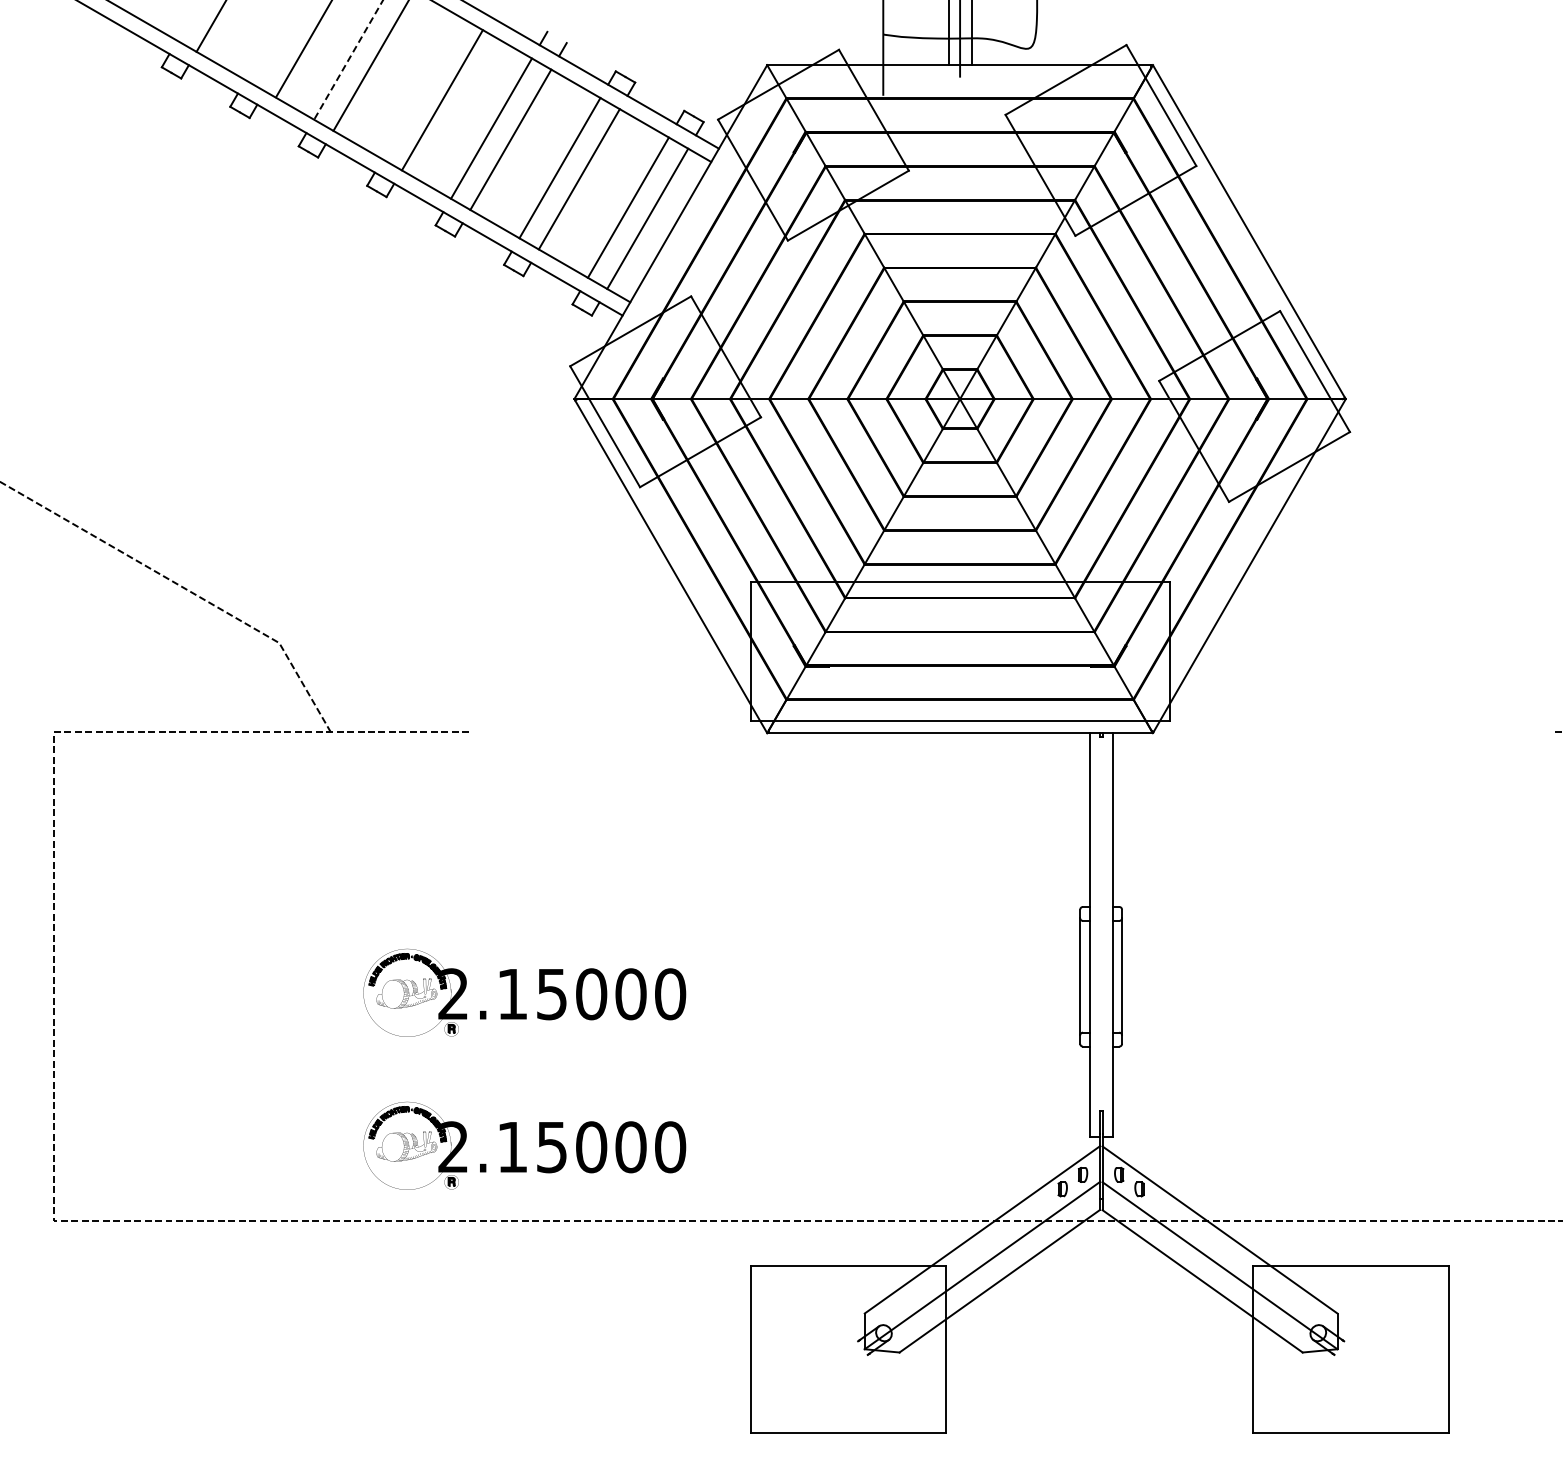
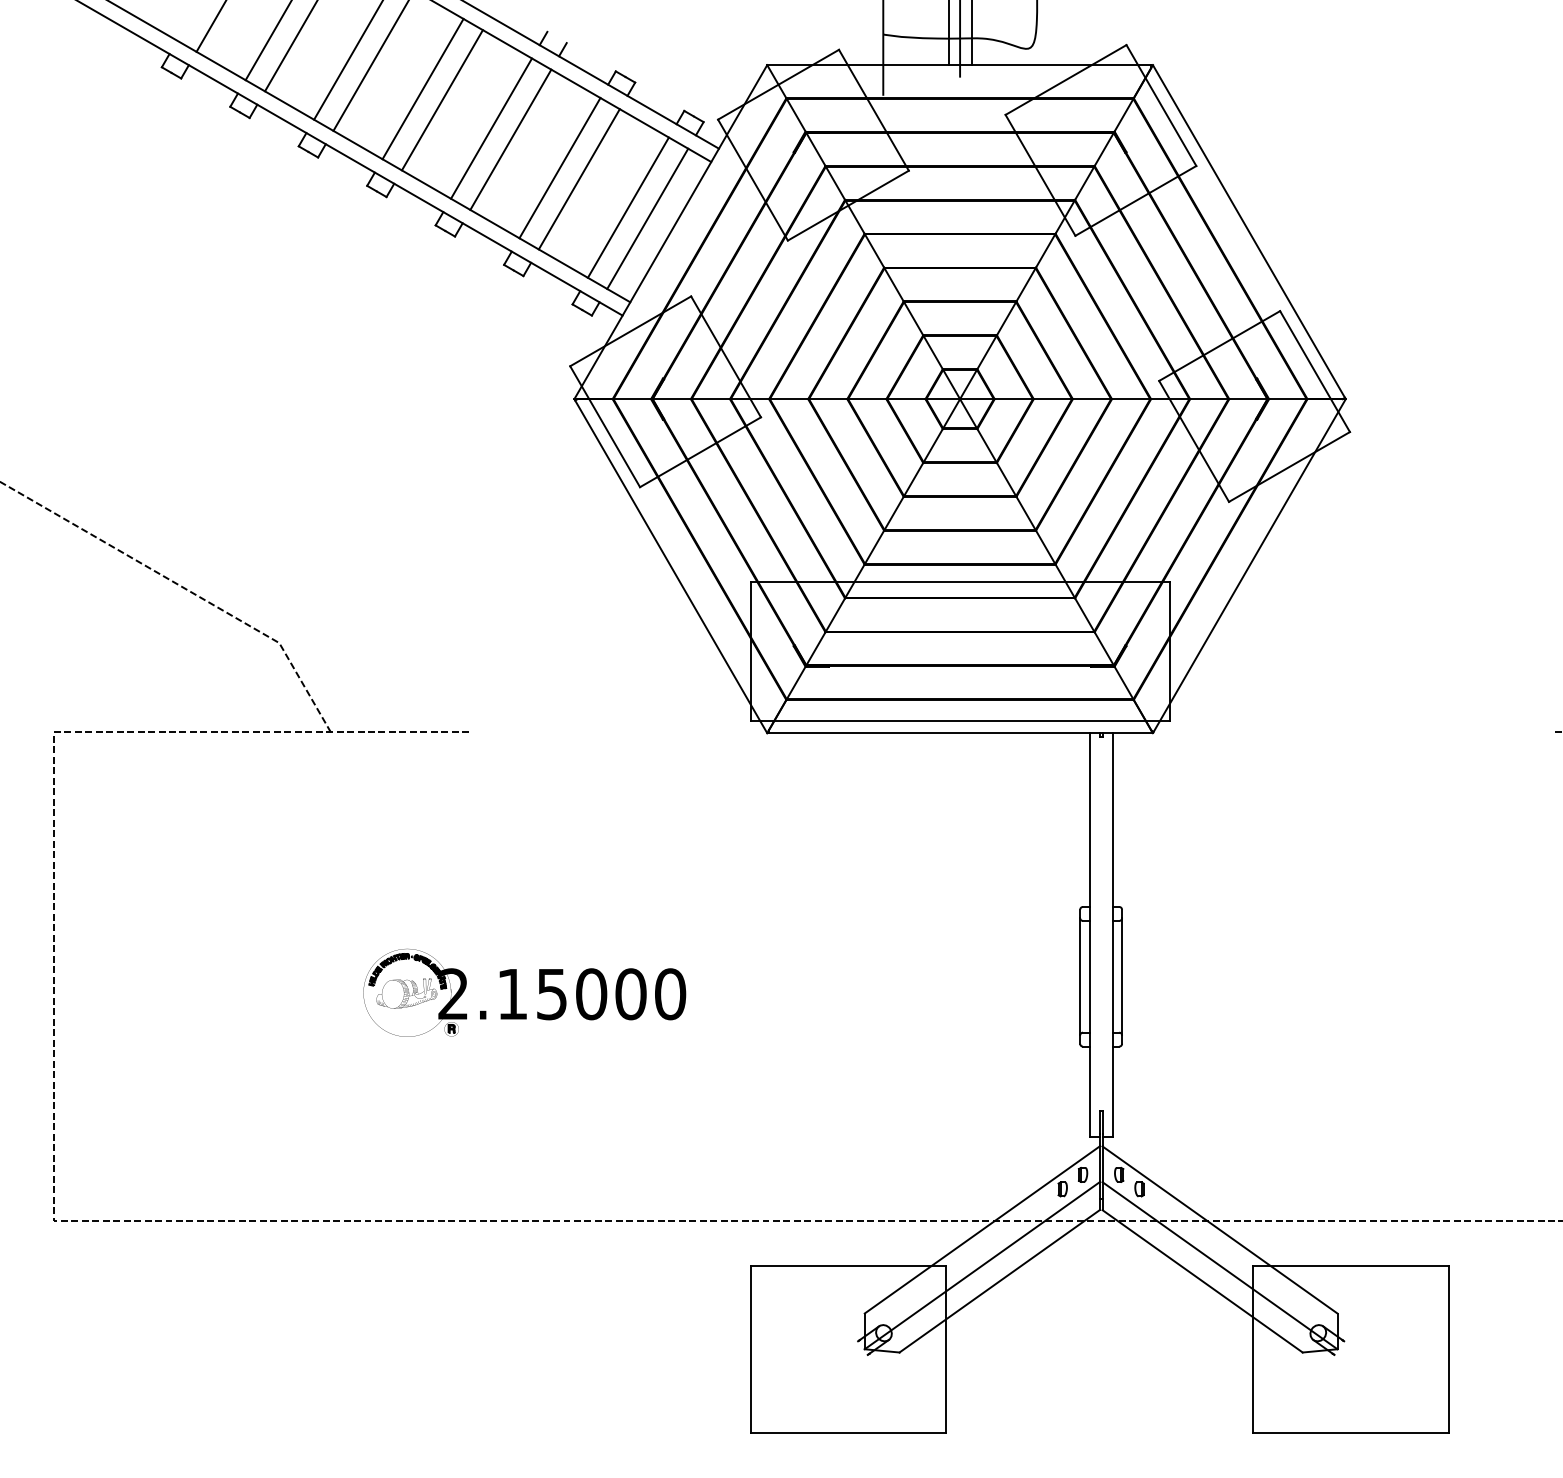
line: none -> present (267, 41)
line position: (303, 49) -> (290, 46) (290, 46)
line: dashed -> solid (348, 59)
line: none -> present (422, 88)
part: present -> none (516, 1145)
